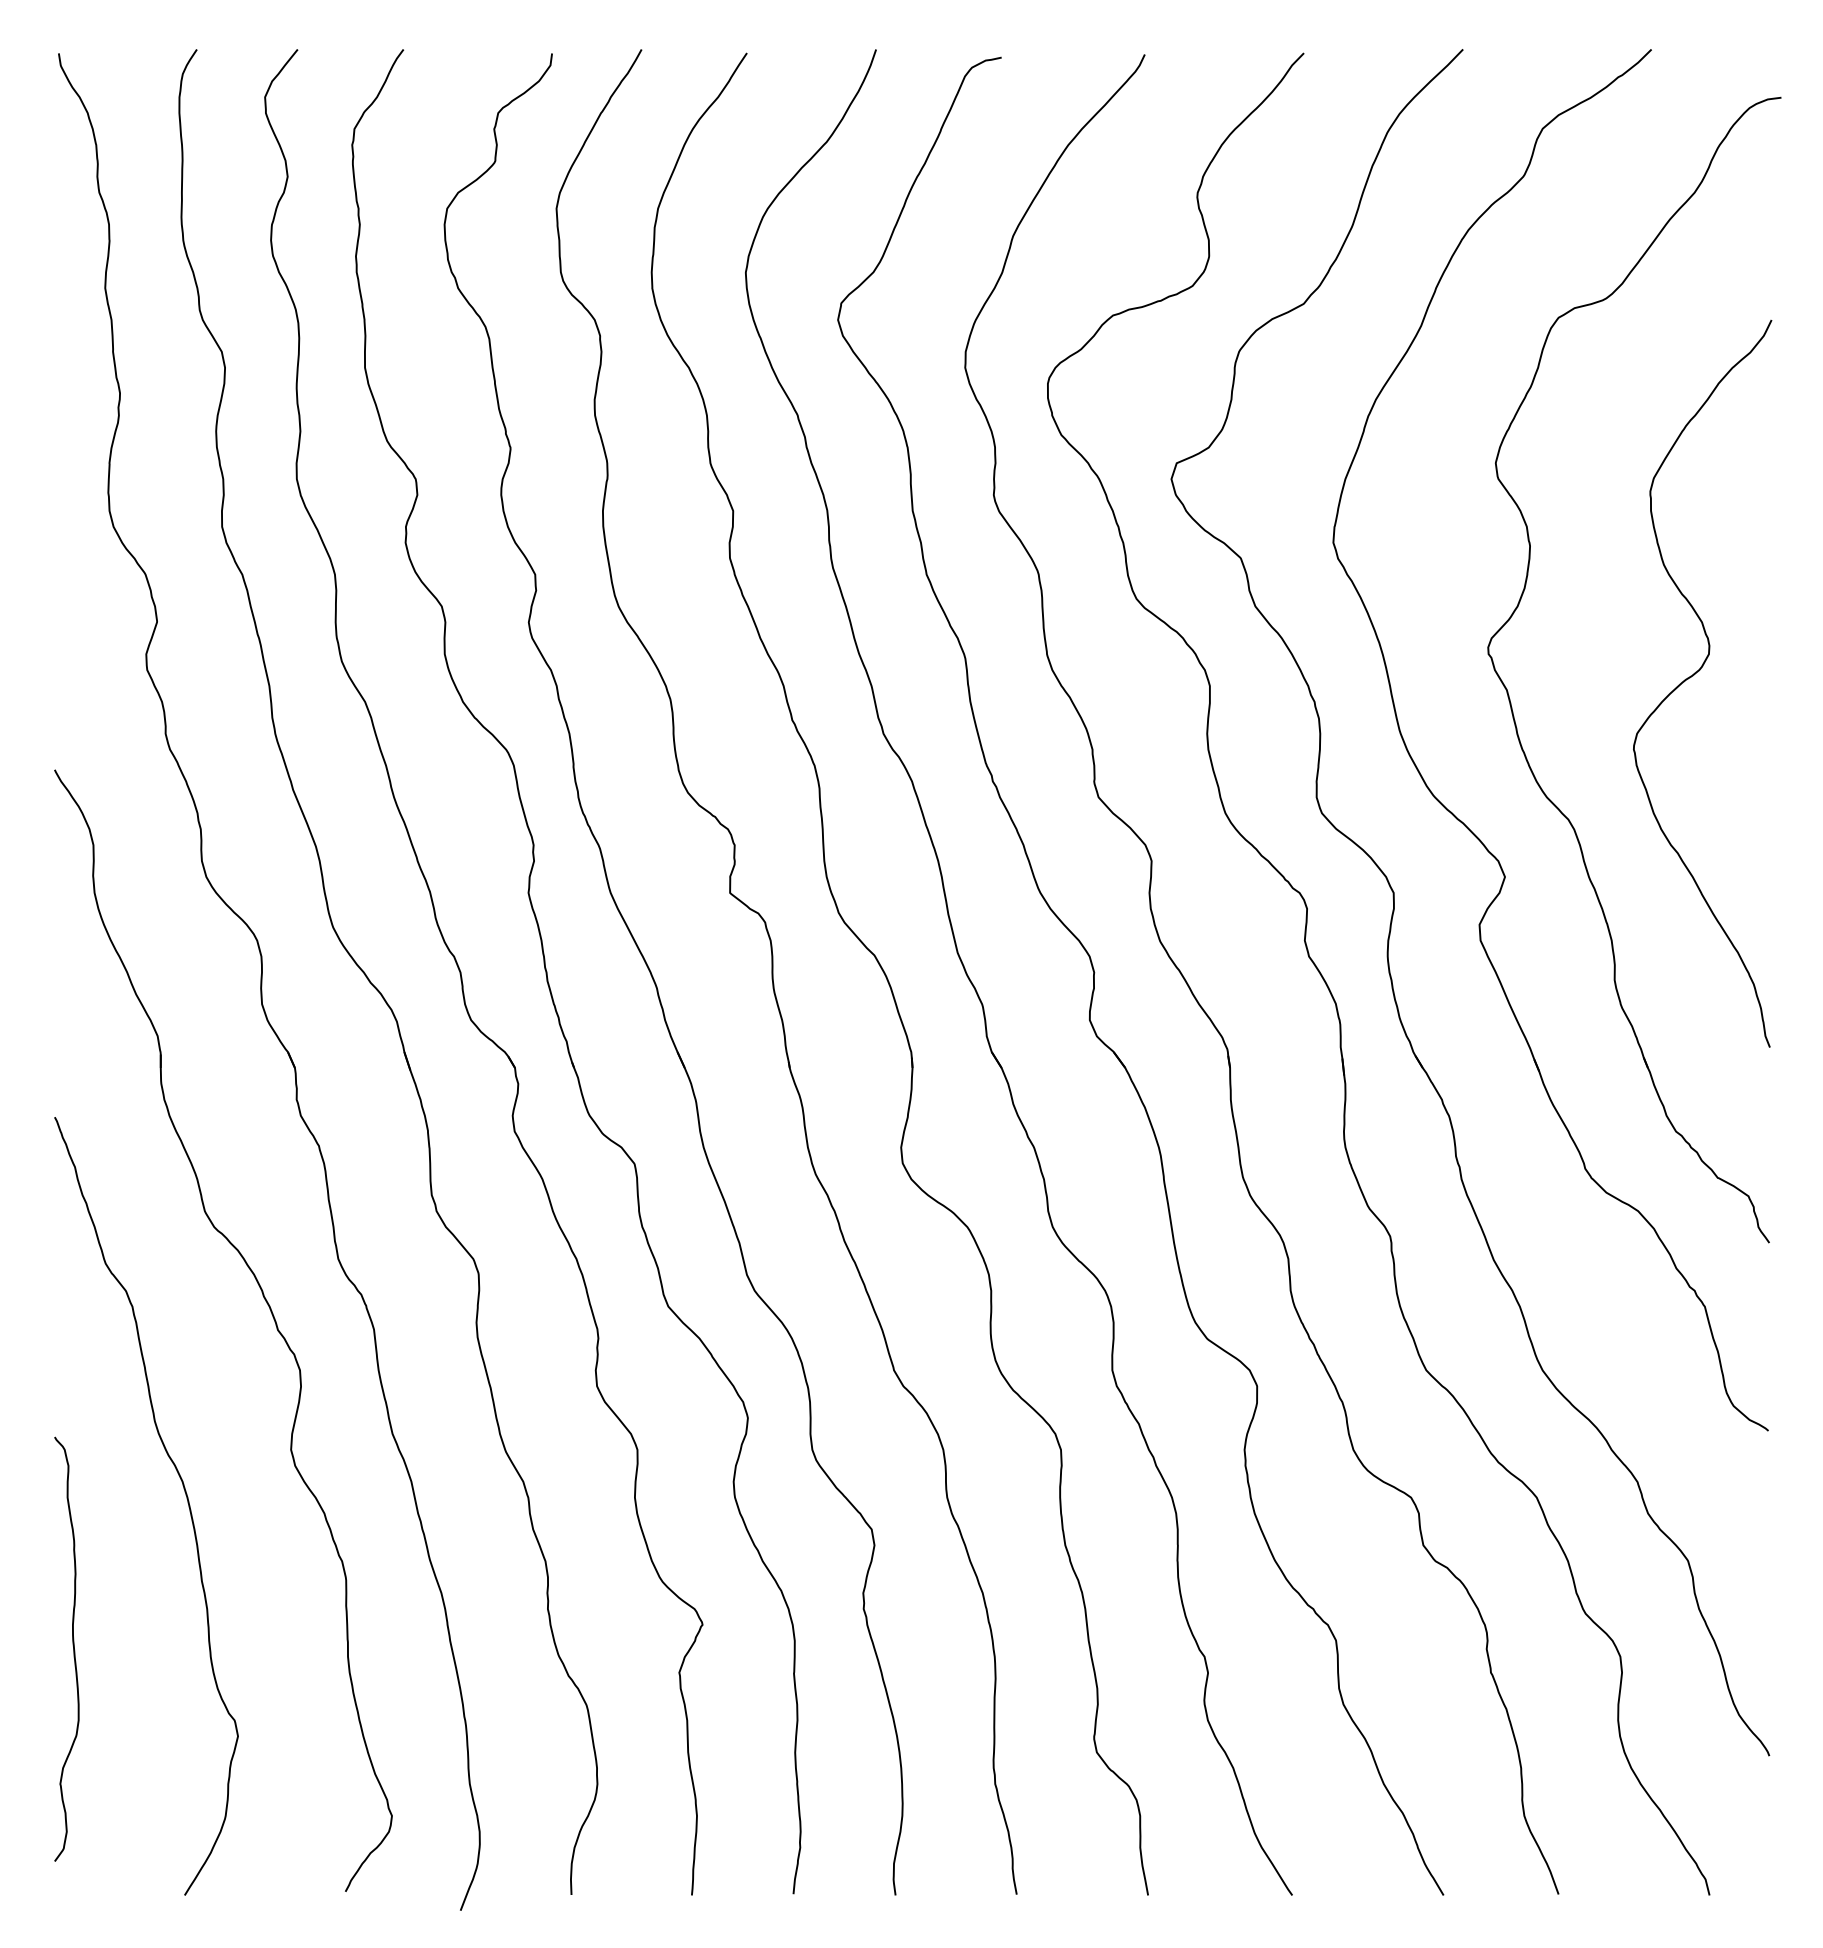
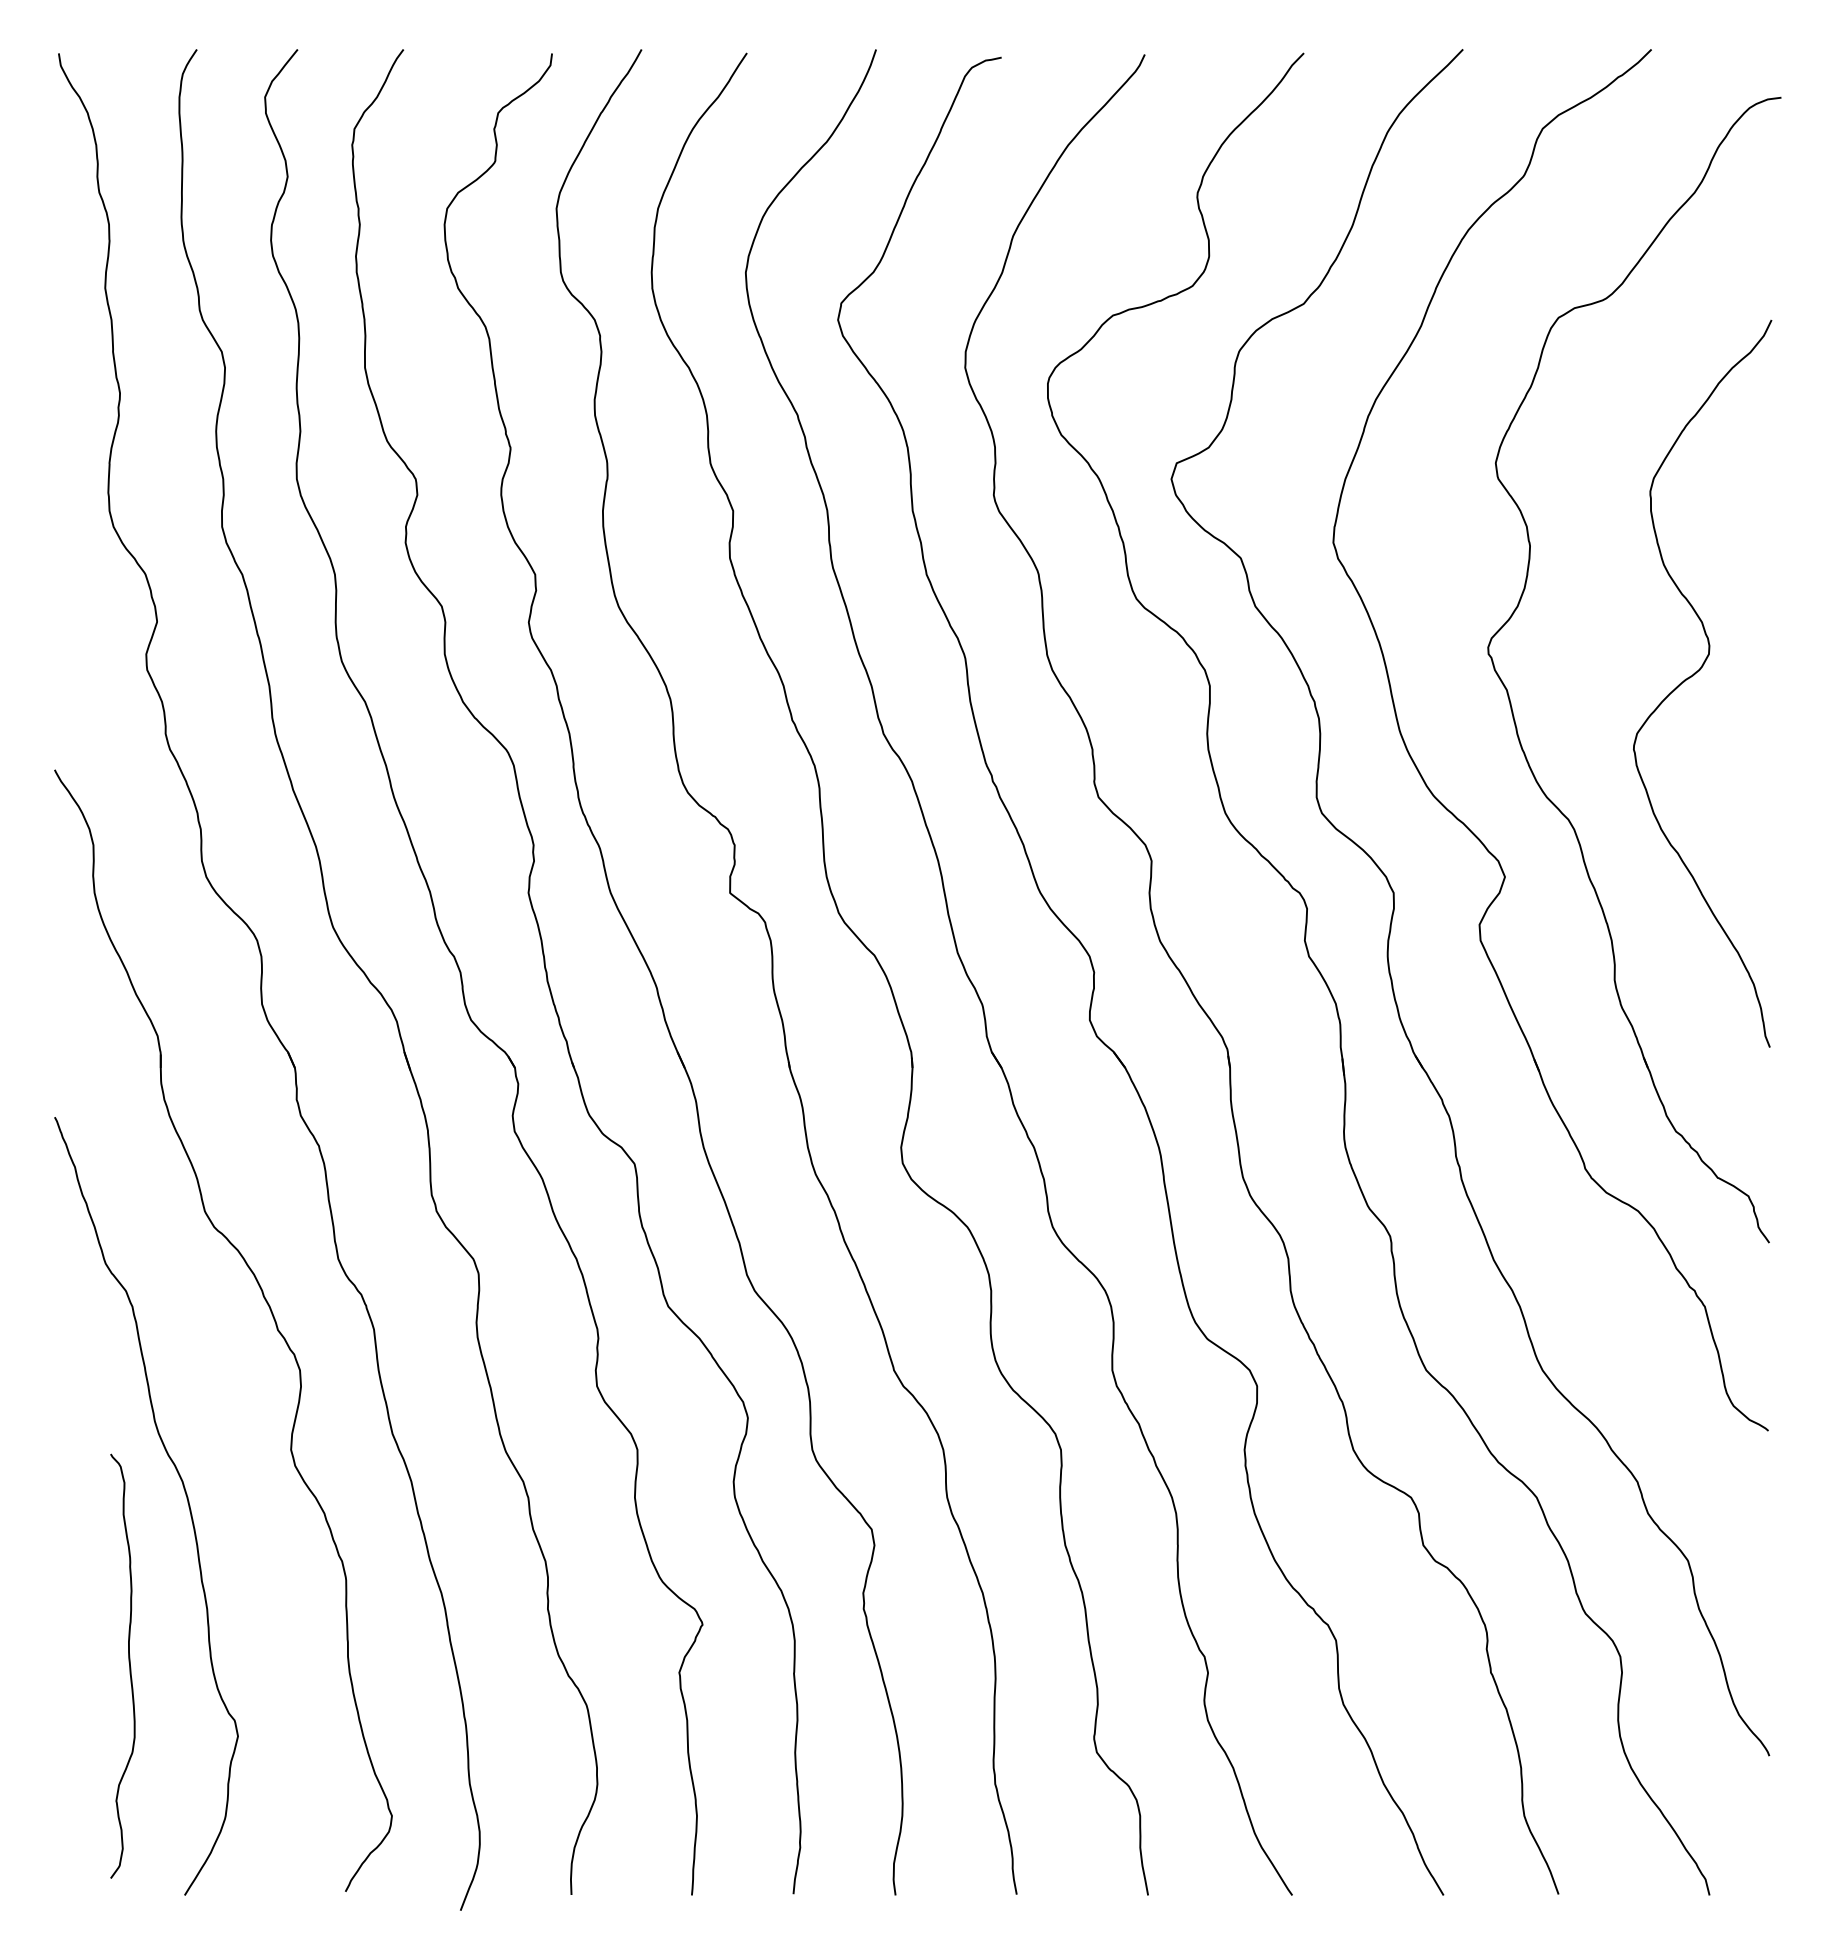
curve position: (72, 1645) -> (128, 1662) (128, 1662)
